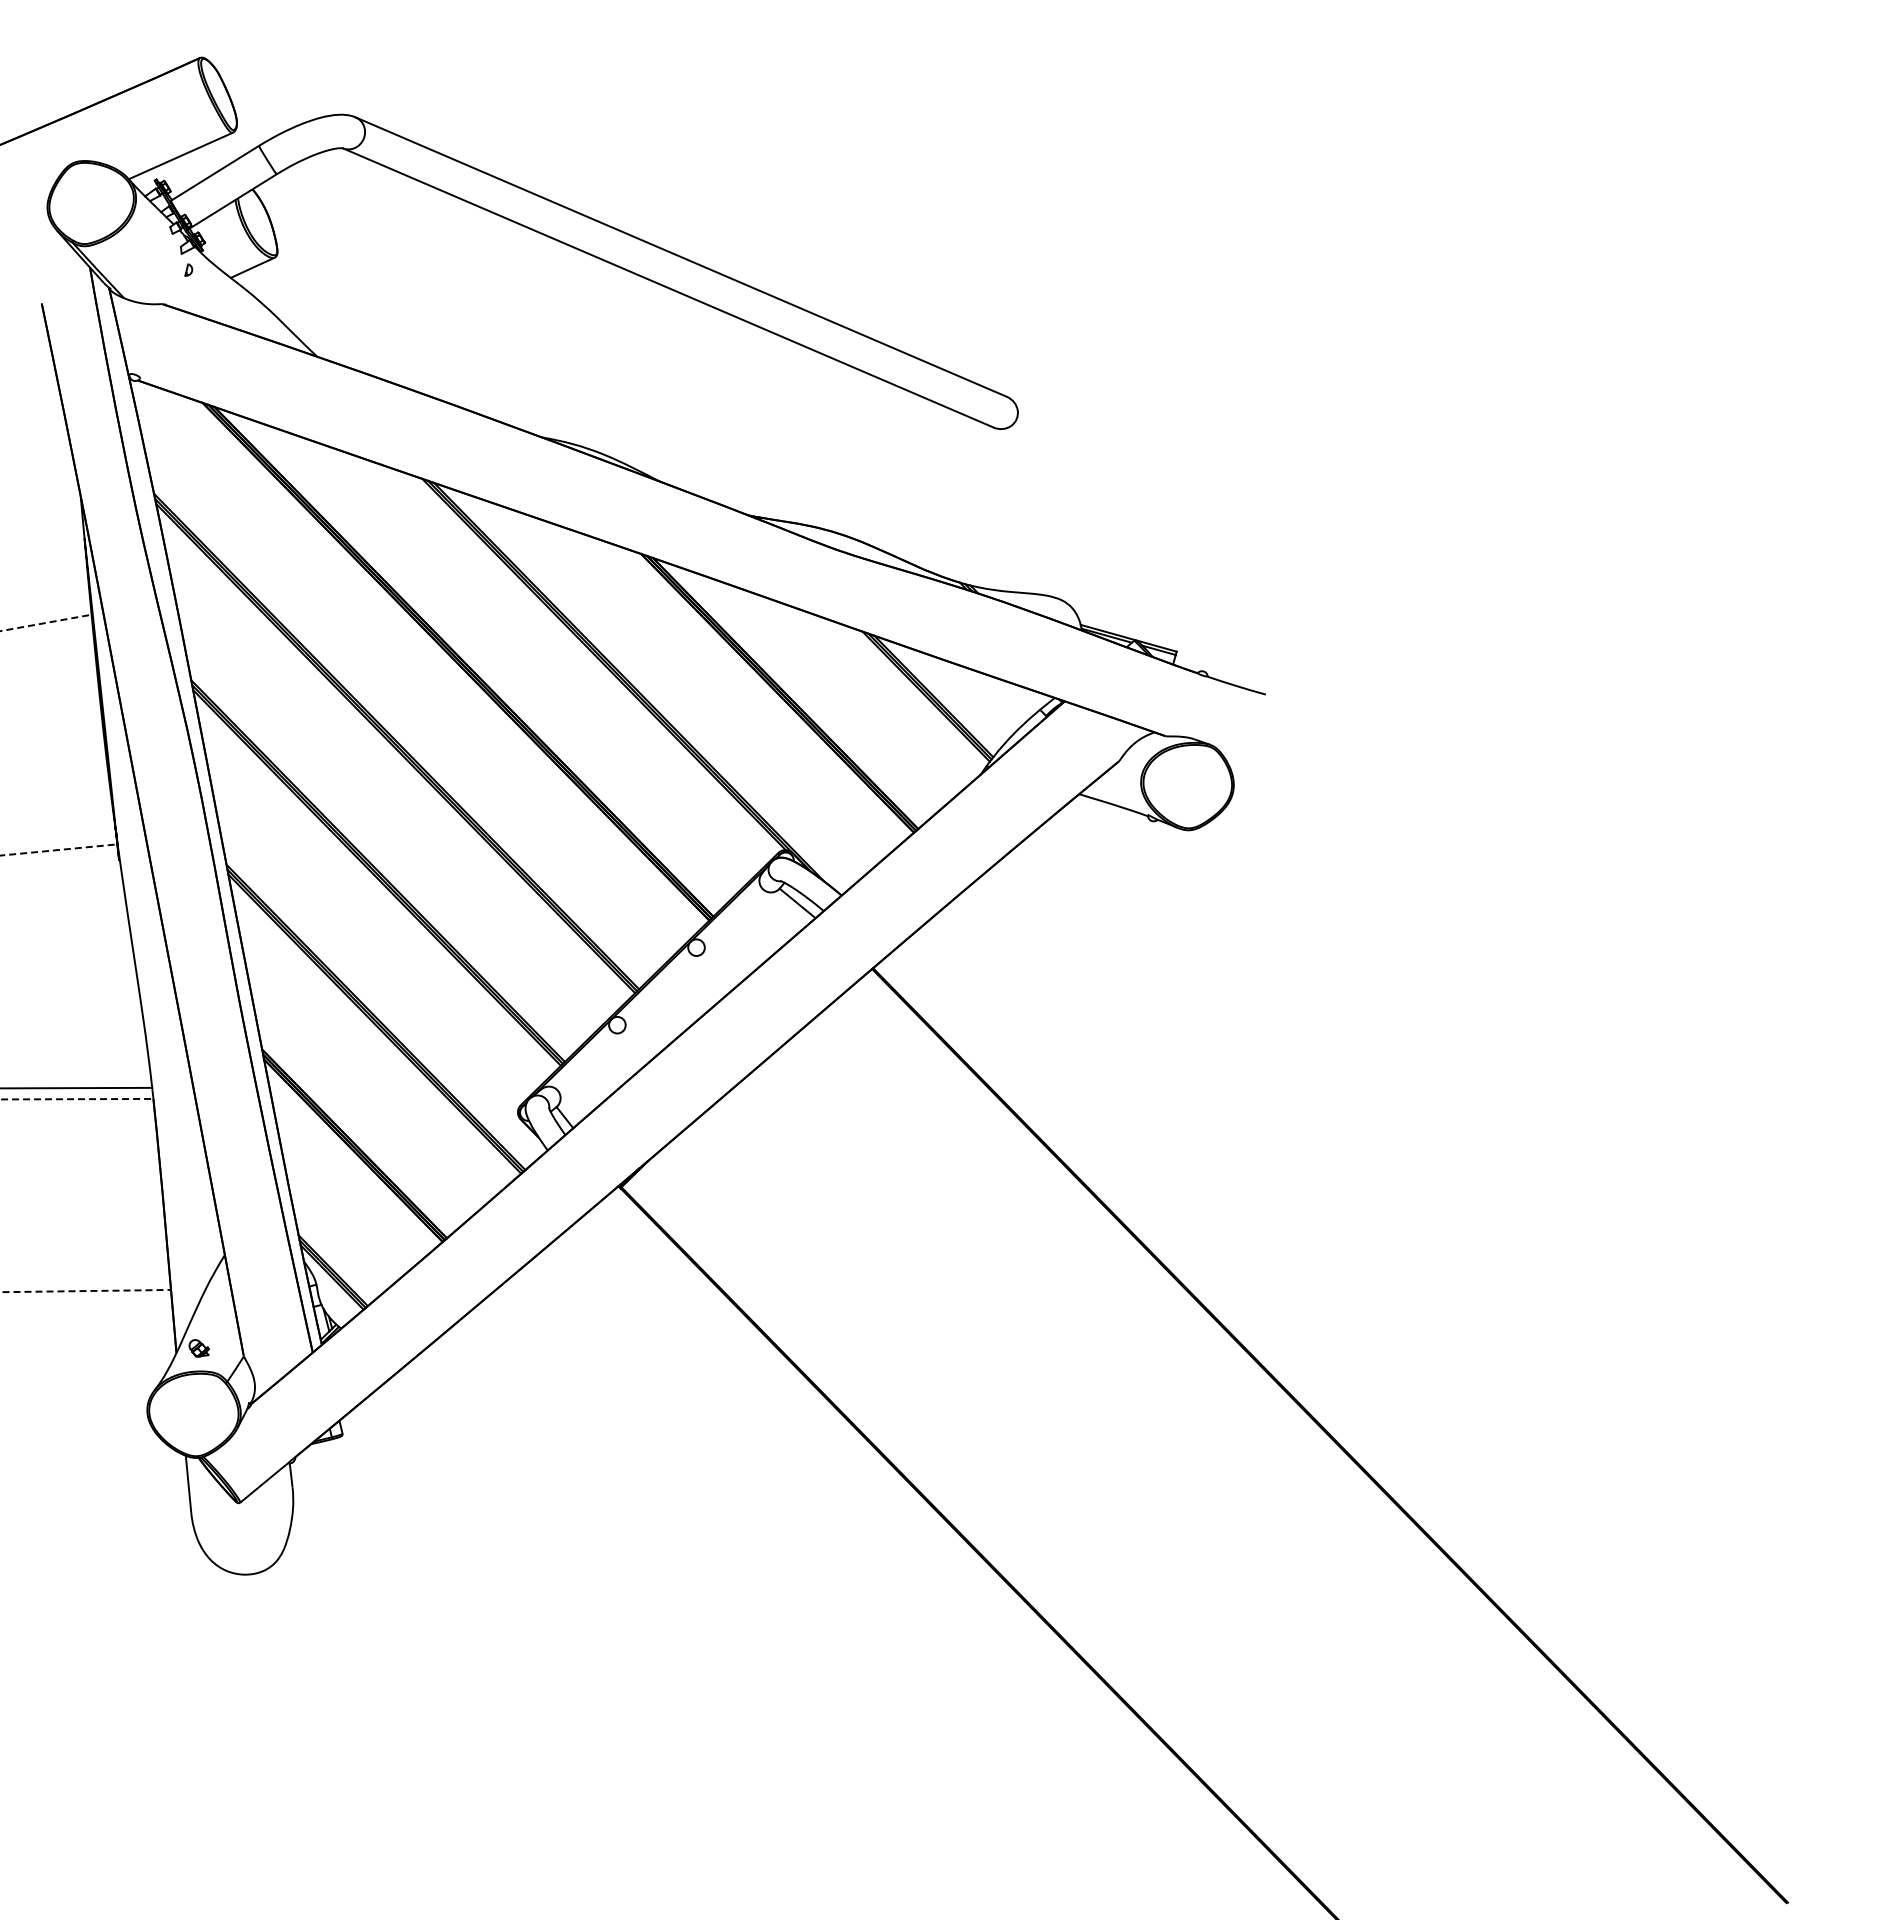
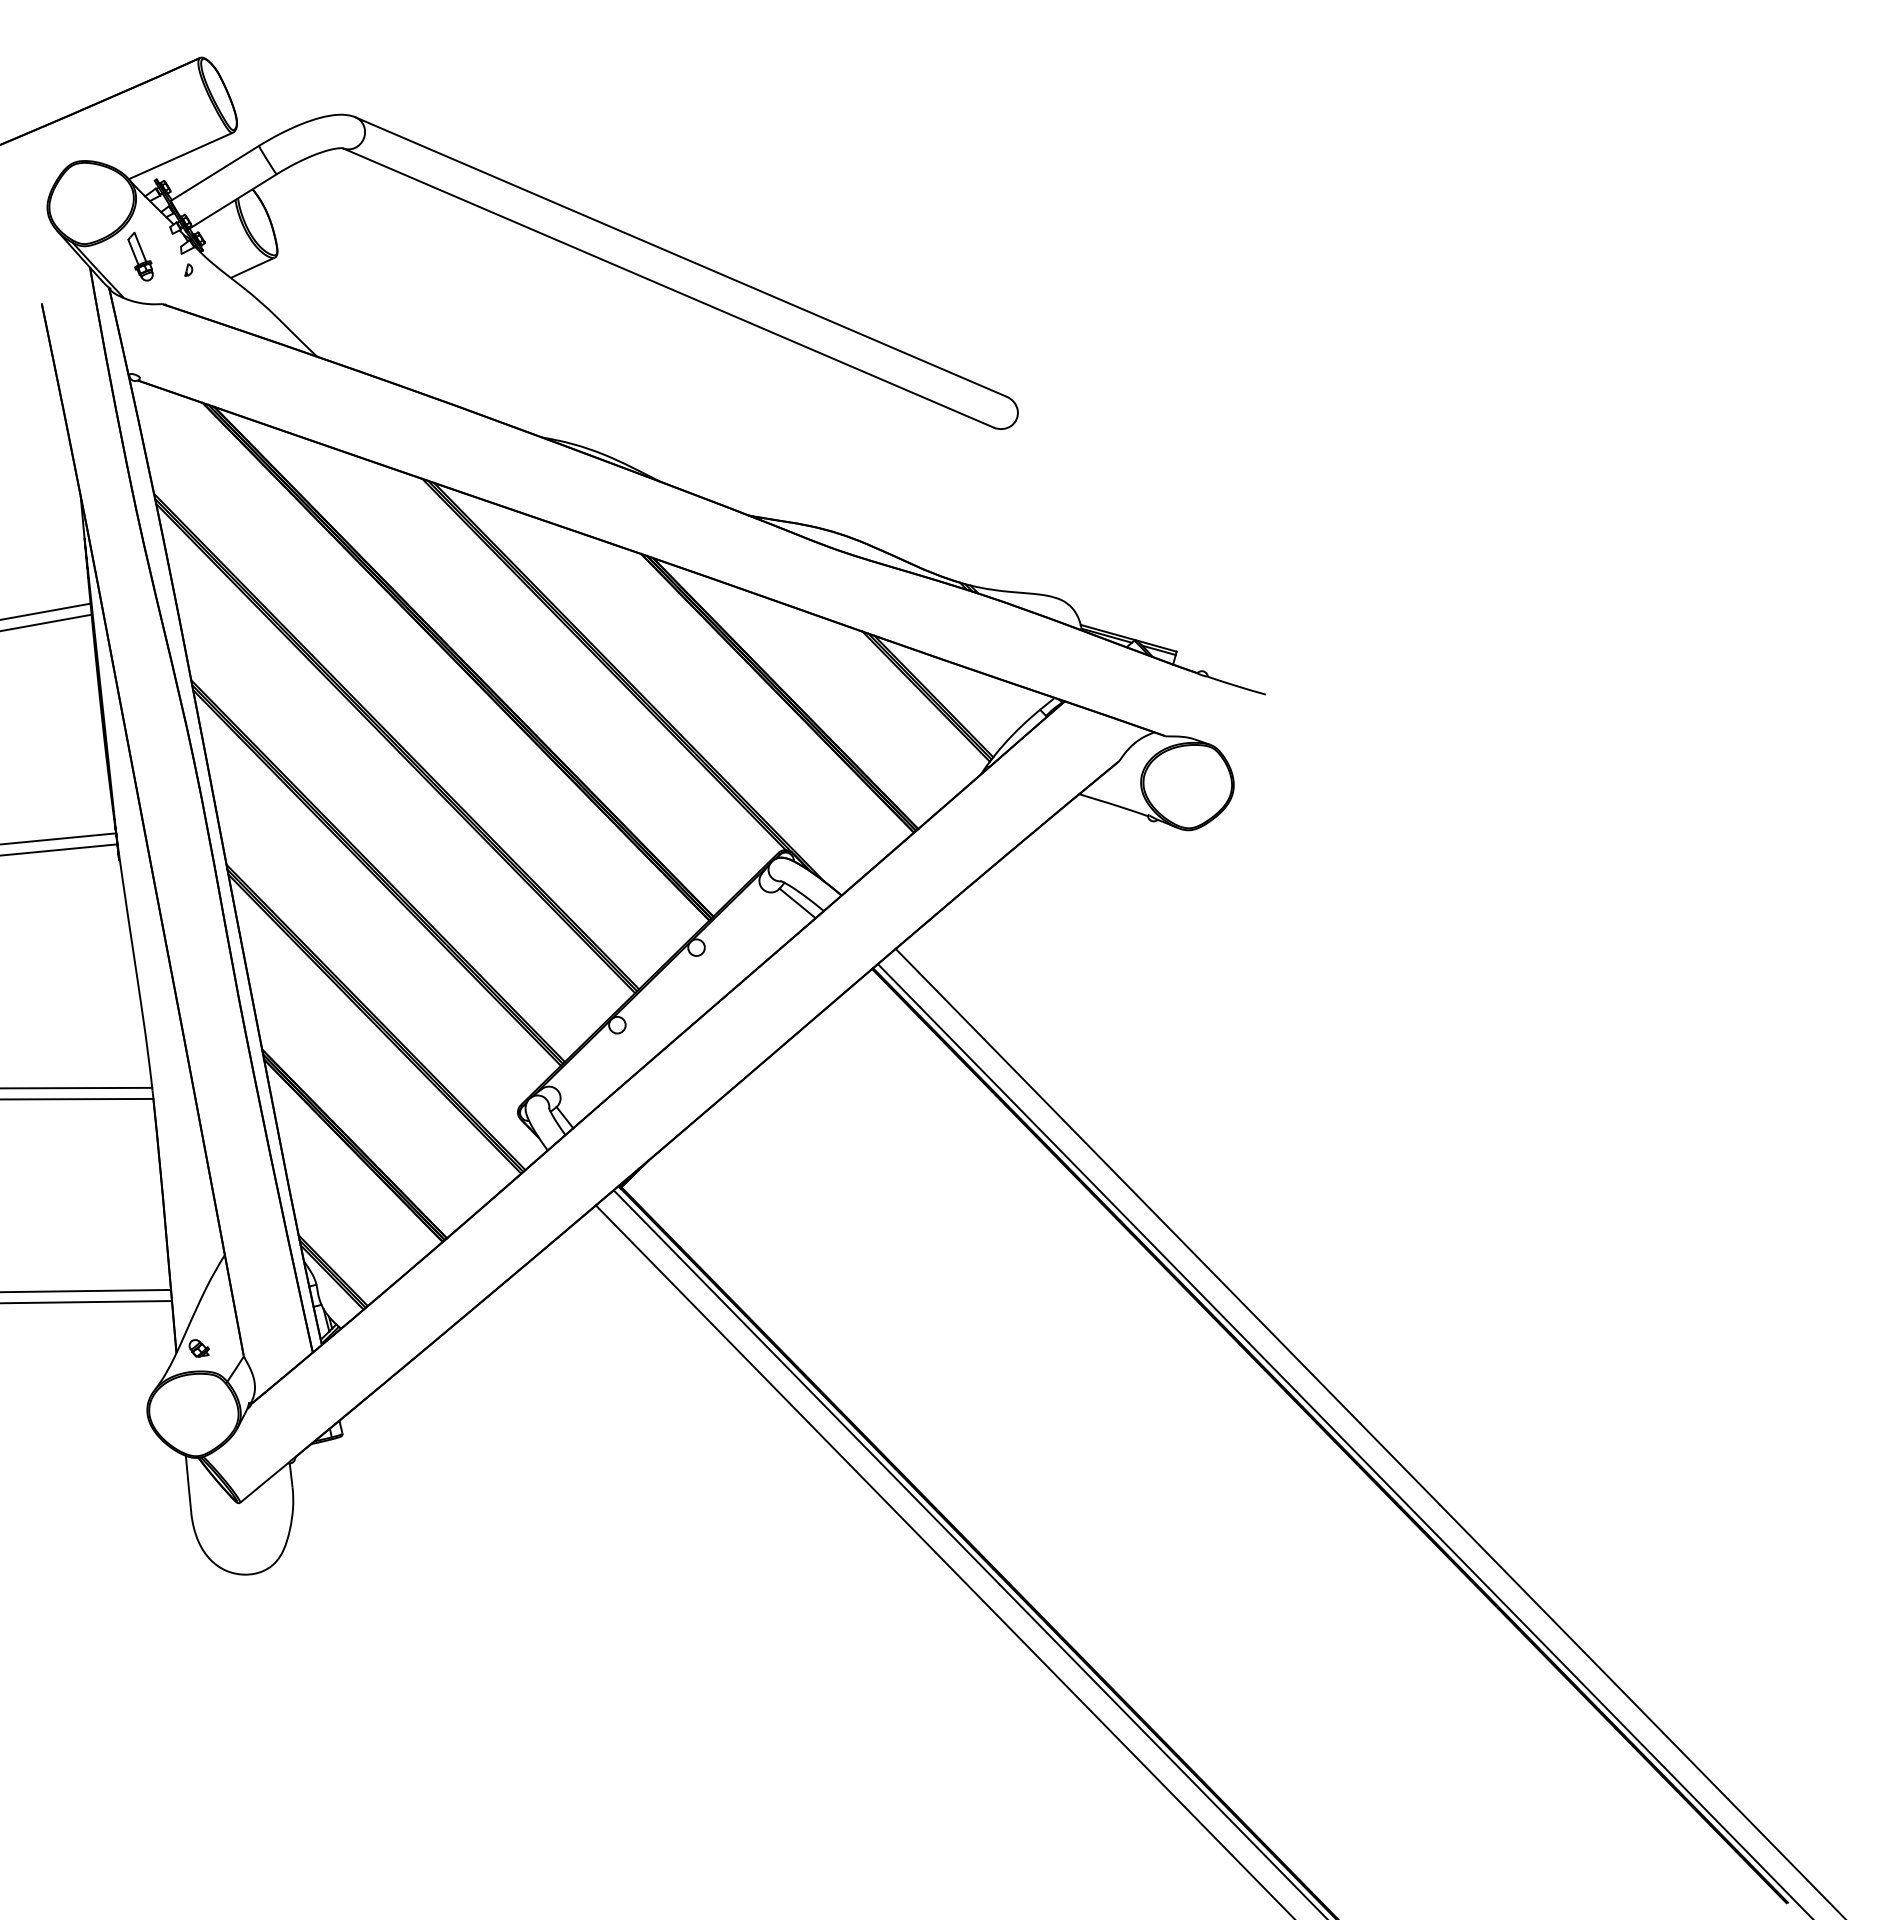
part: none -> present (140, 256)
line: none -> present (46, 611)
line: dashed -> solid (46, 622)
line: none -> present (59, 838)
line: dashed -> solid (59, 849)
line: dashed -> solid (77, 1099)
line: dashed -> solid (86, 1291)
line: none -> present (86, 1302)
line: none -> present (1369, 1432)
line: none -> present (1343, 1440)
line: none -> present (968, 1553)
line: none -> present (943, 1560)
